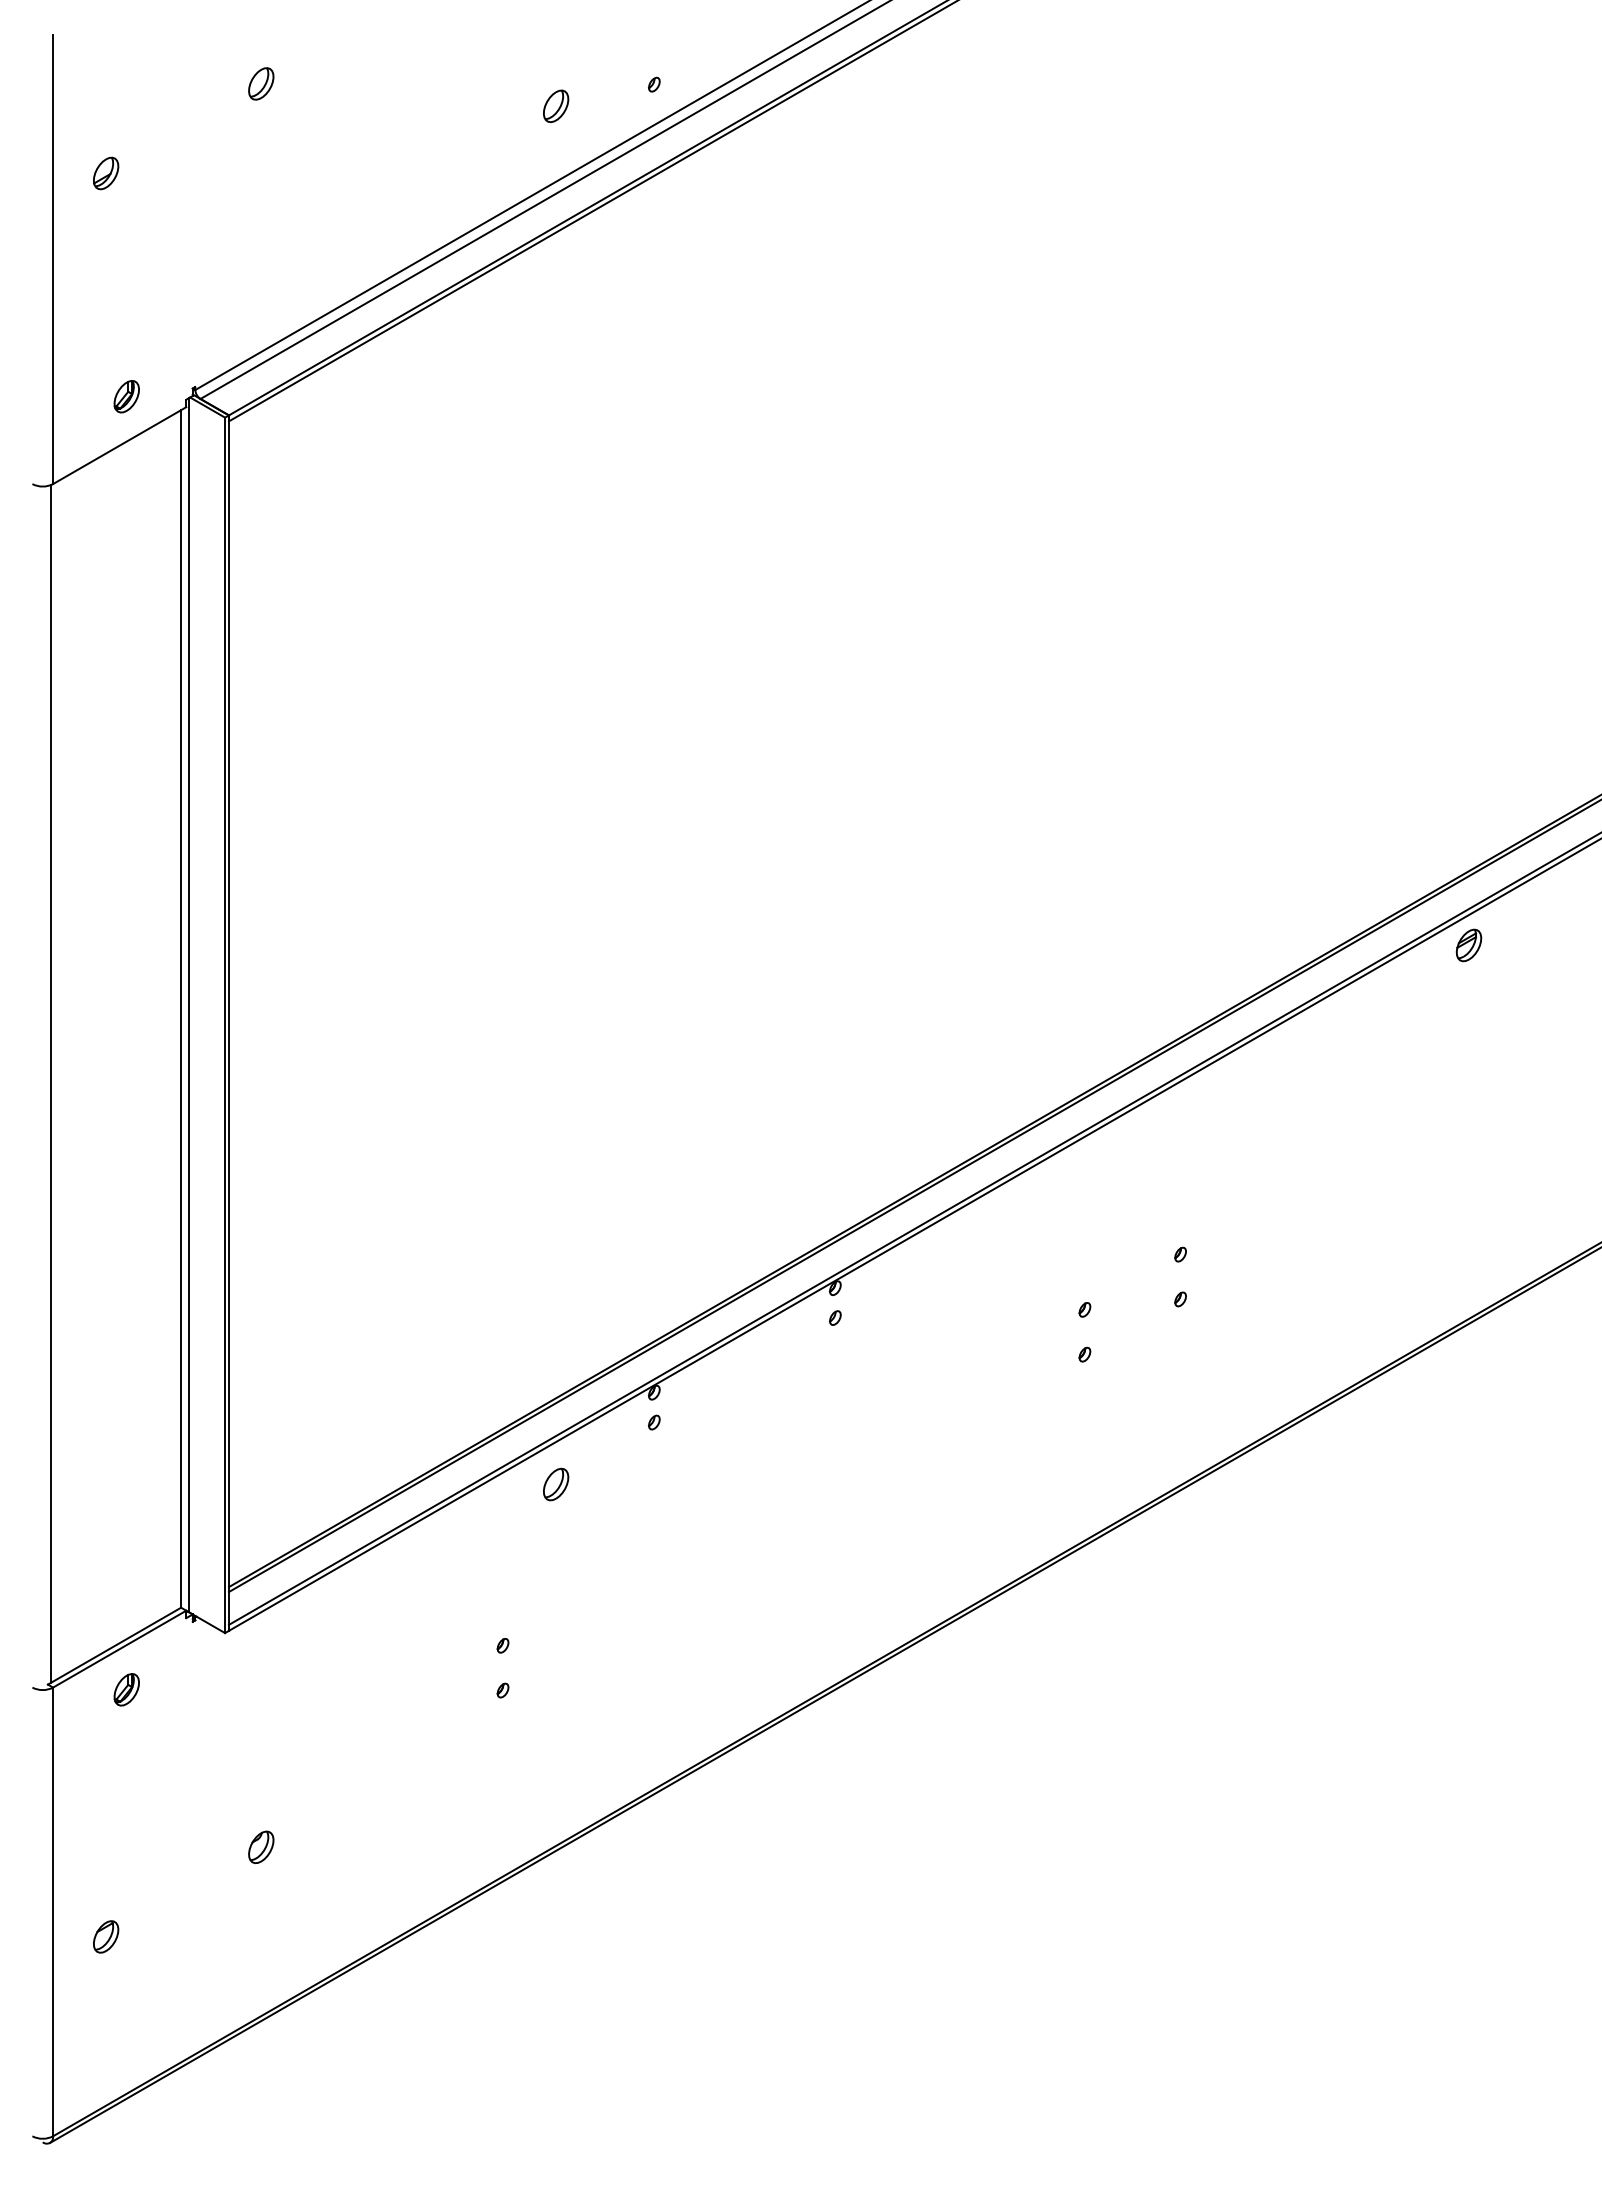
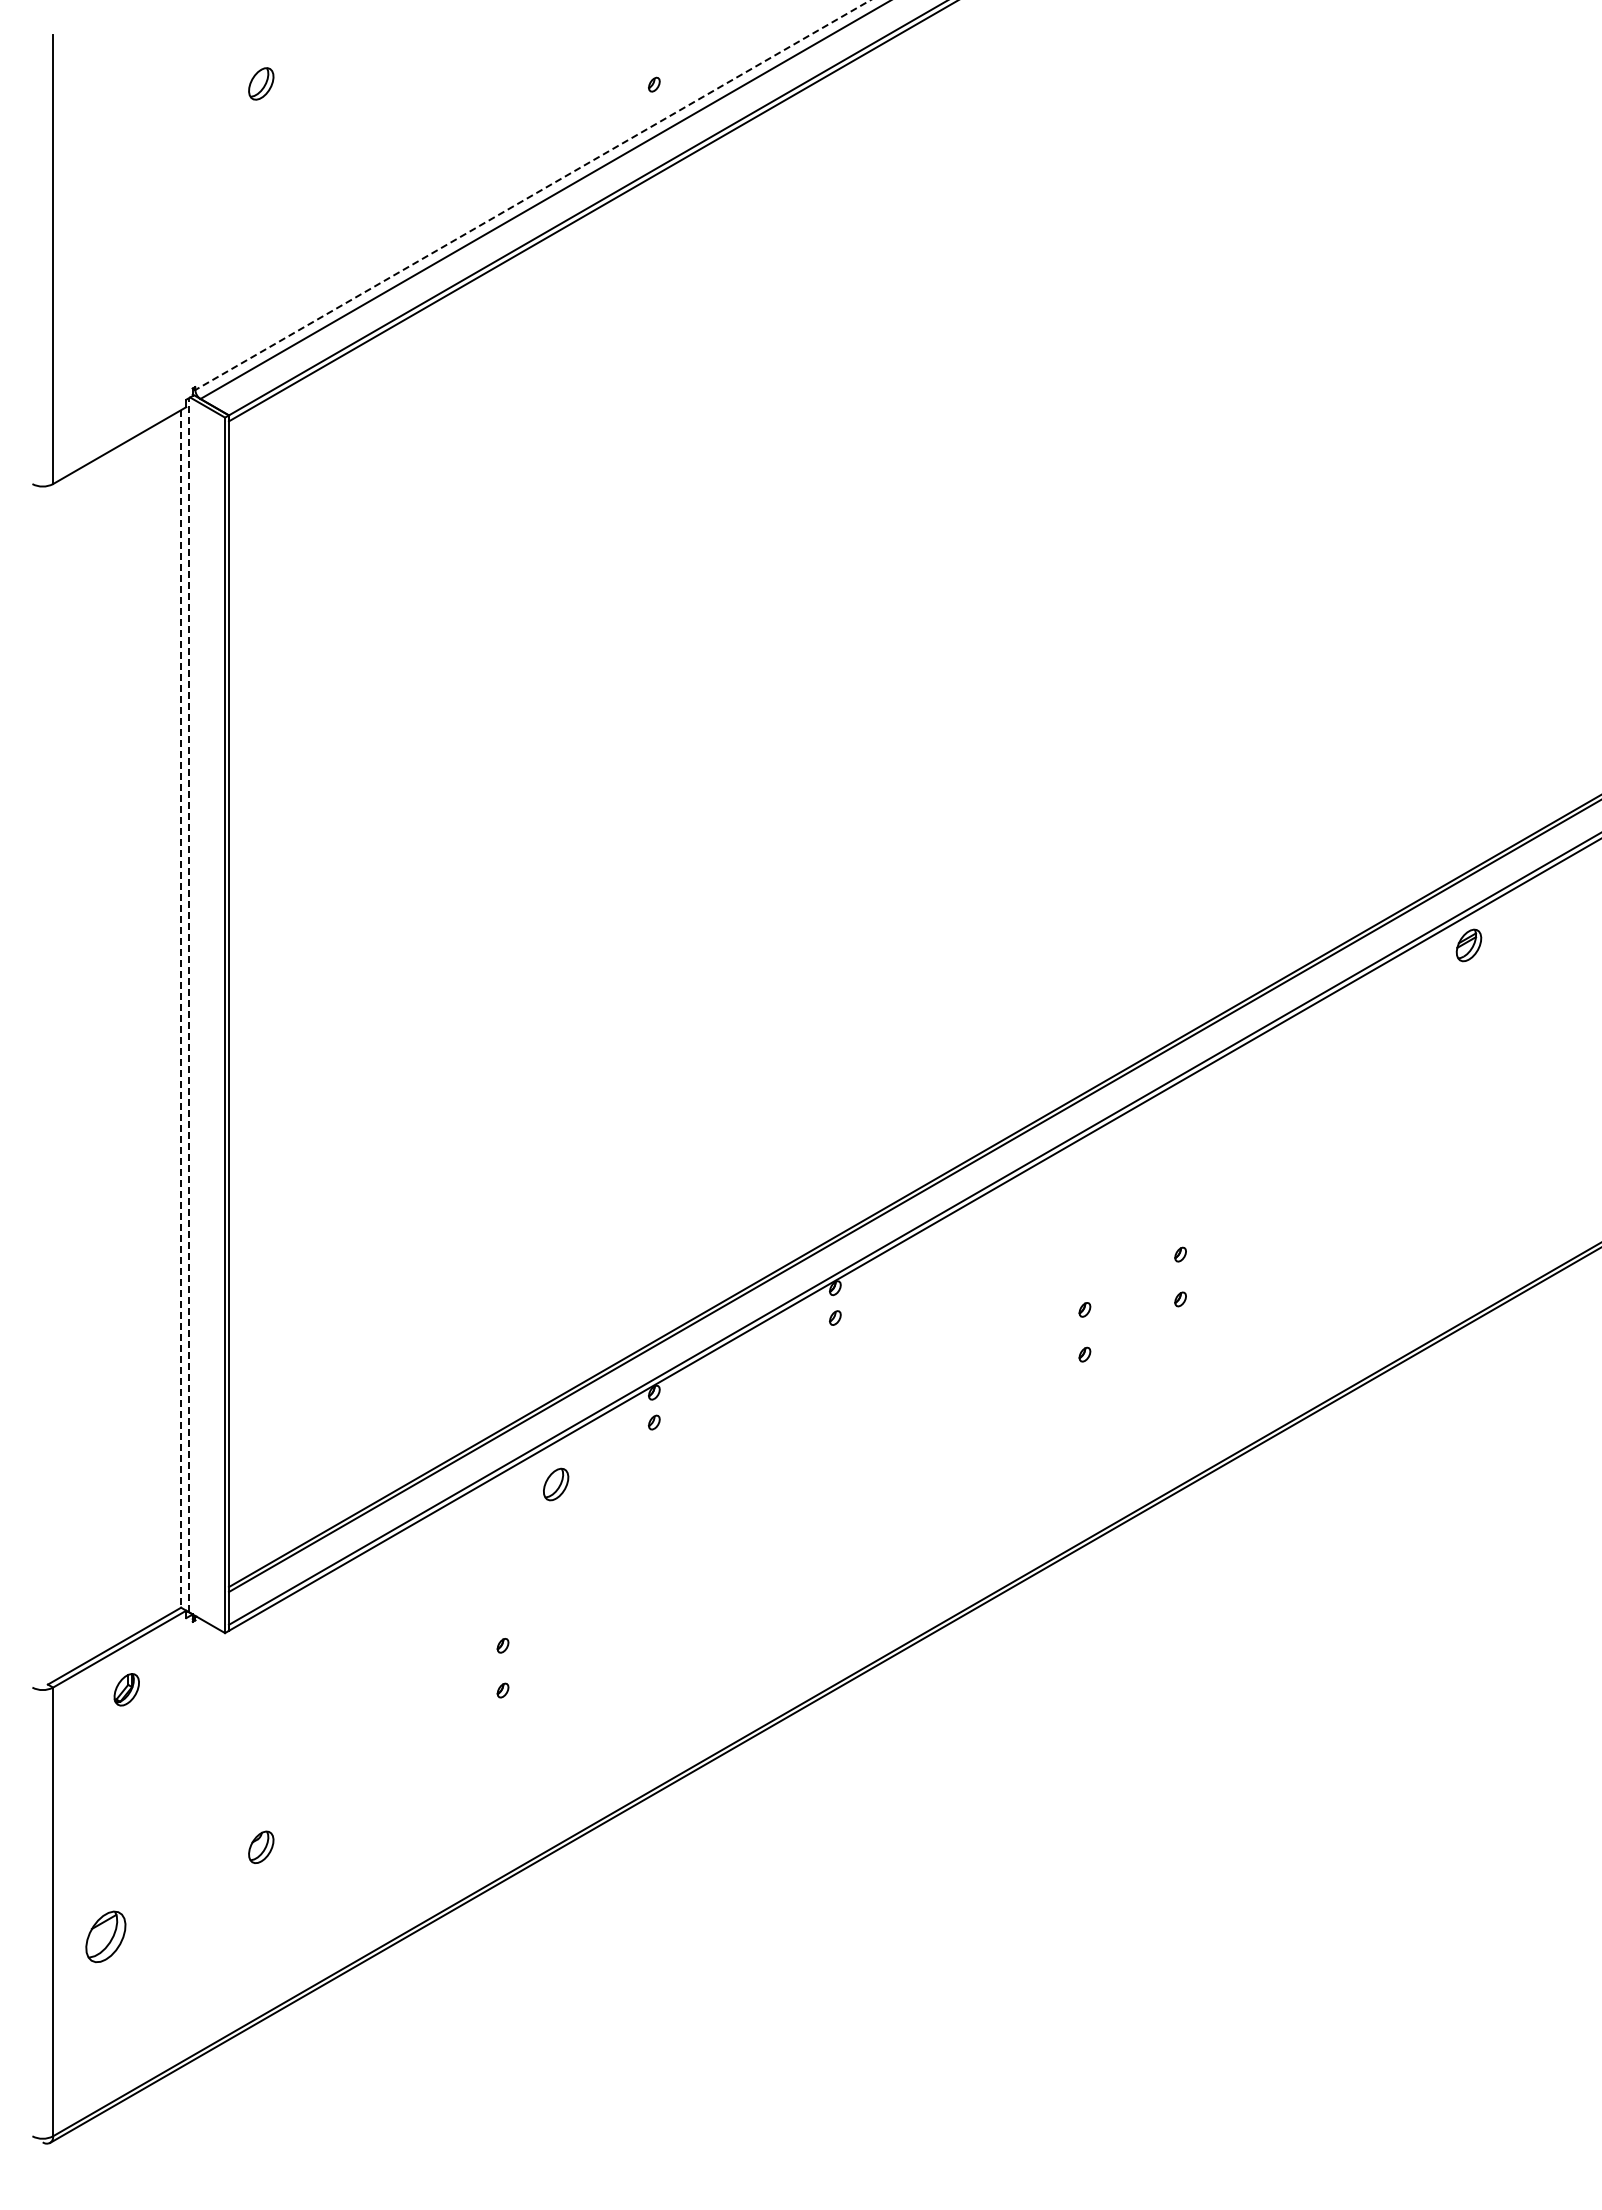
part: present -> none (556, 105)
part: present -> none (106, 173)
line: solid -> dashed (533, 195)
part: present -> none (126, 396)
line: solid -> dashed (188, 1005)
line: solid -> dashed (181, 1008)
line: present -> none (50, 1084)
part size: 27x34 px -> 42x53 px (105, 1936)
